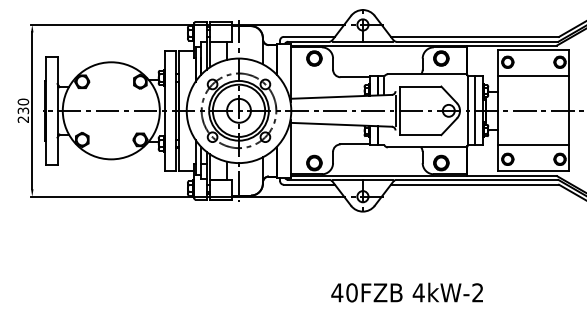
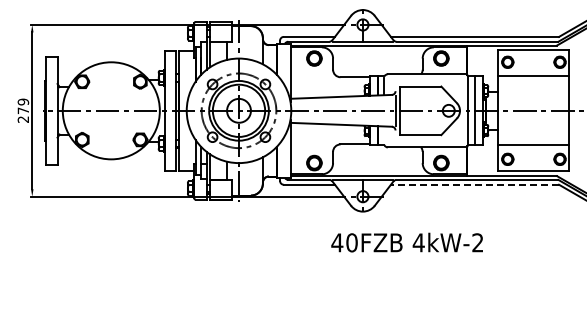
text: 230 -> 279 (23, 106)
line: solid -> dashed (474, 184)
text position: (406, 292) -> (406, 242) (406, 242)
